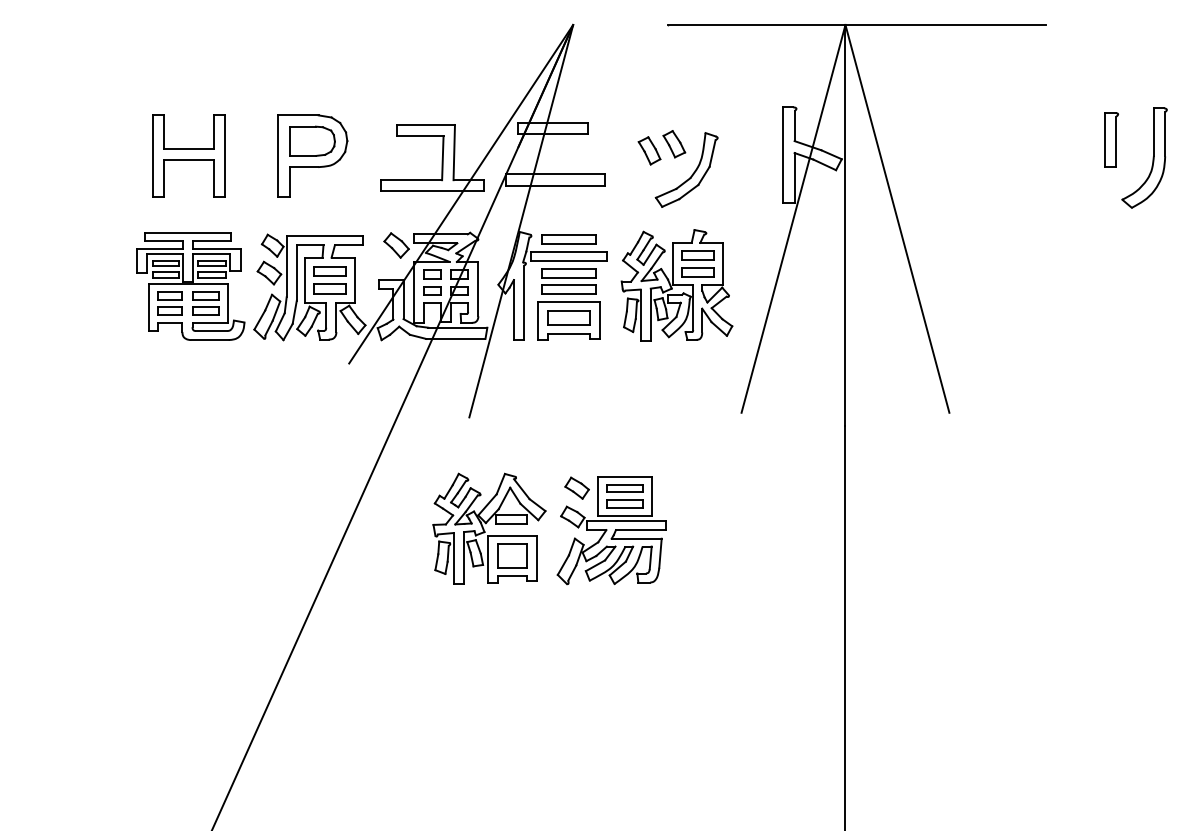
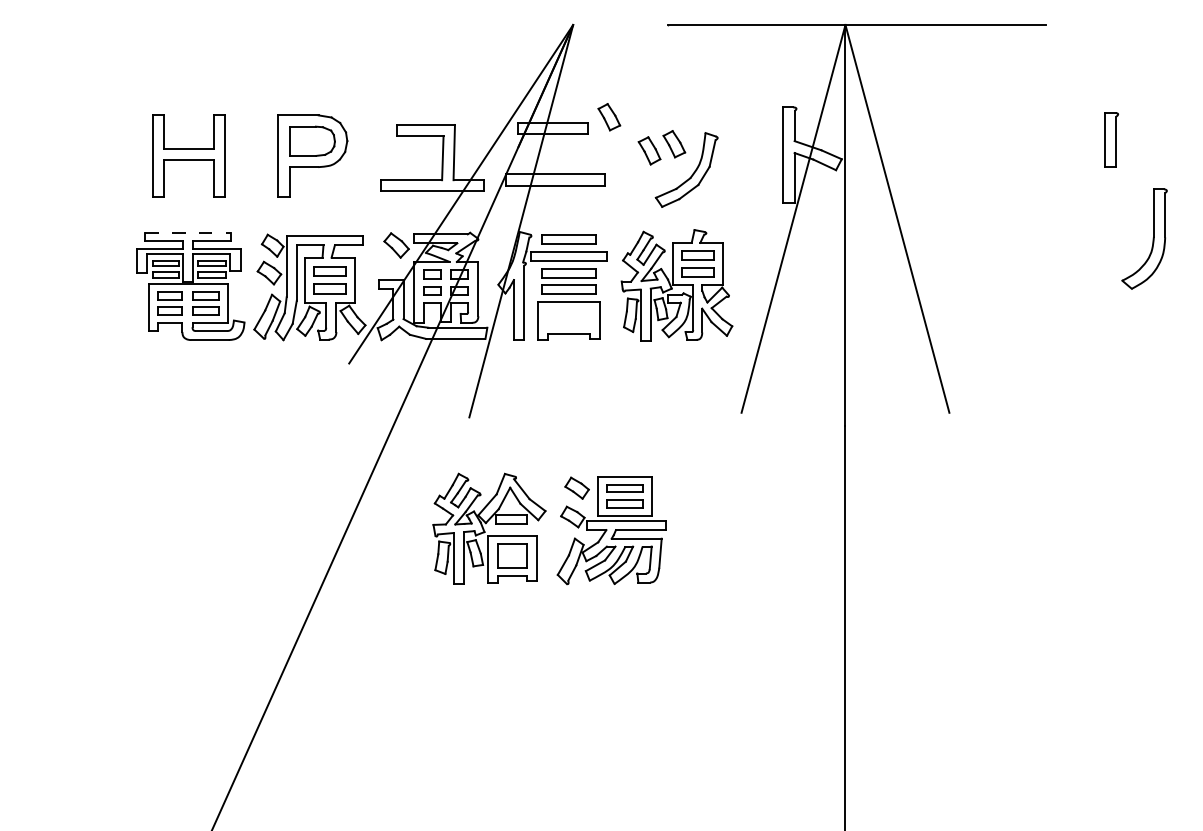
part: none -> present (609, 117)
part position: (1152, 157) -> (1152, 238) (1152, 238)
line: solid -> dashed (188, 233)
part: present -> none (568, 317)
